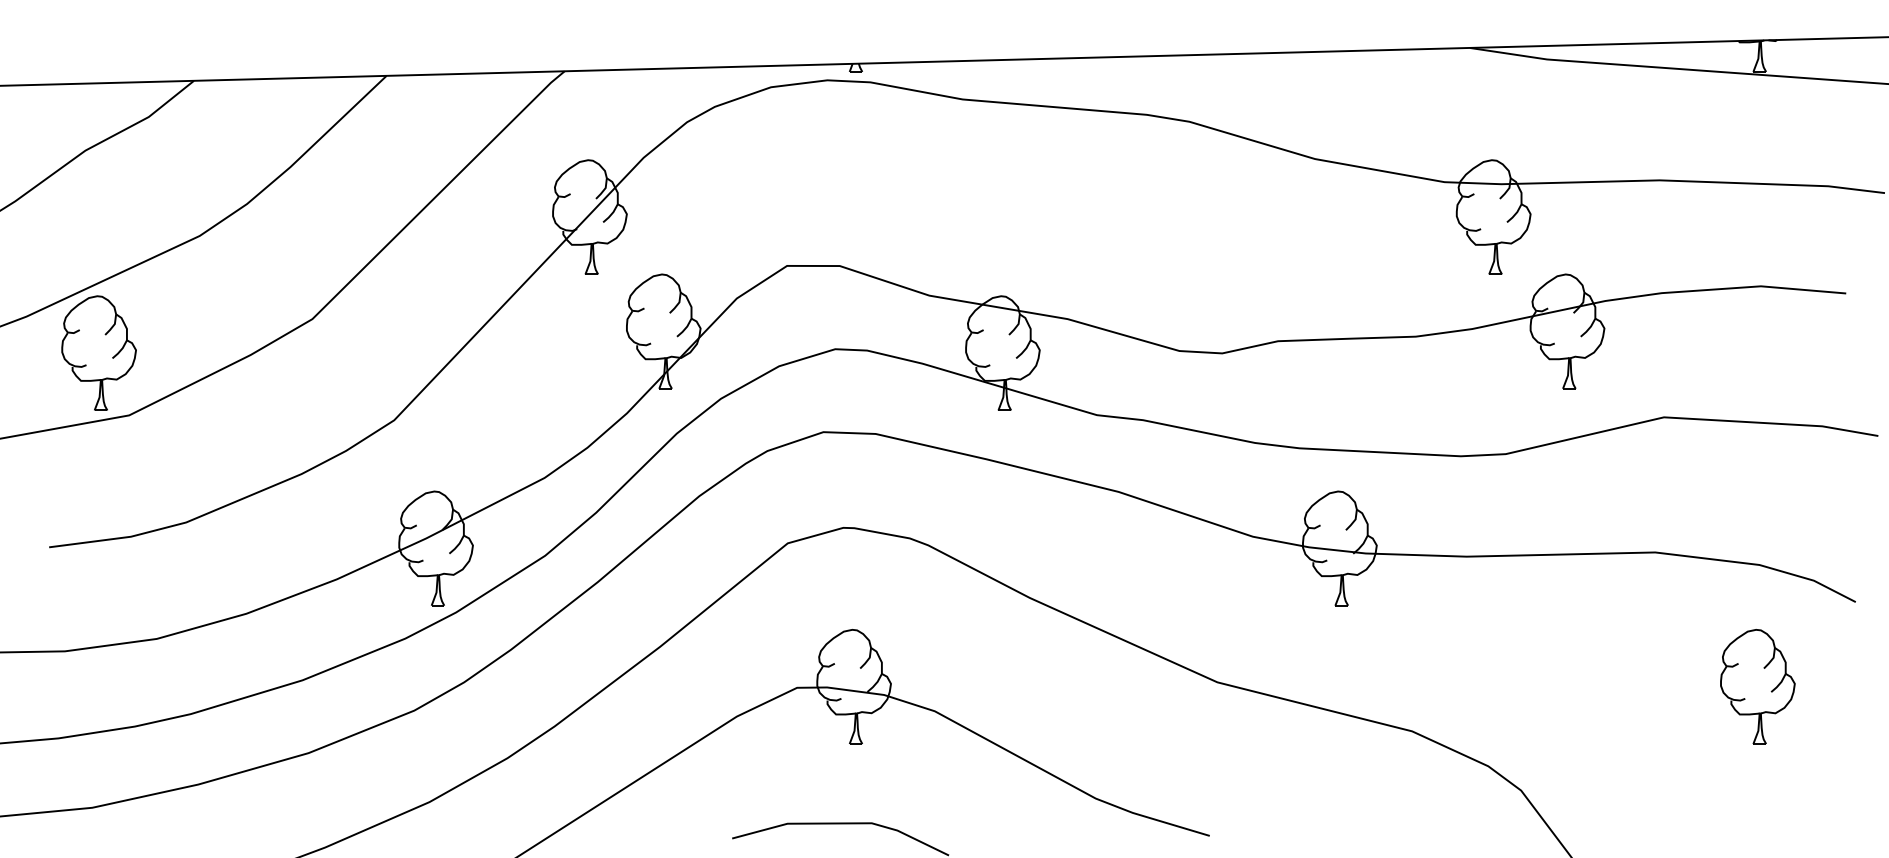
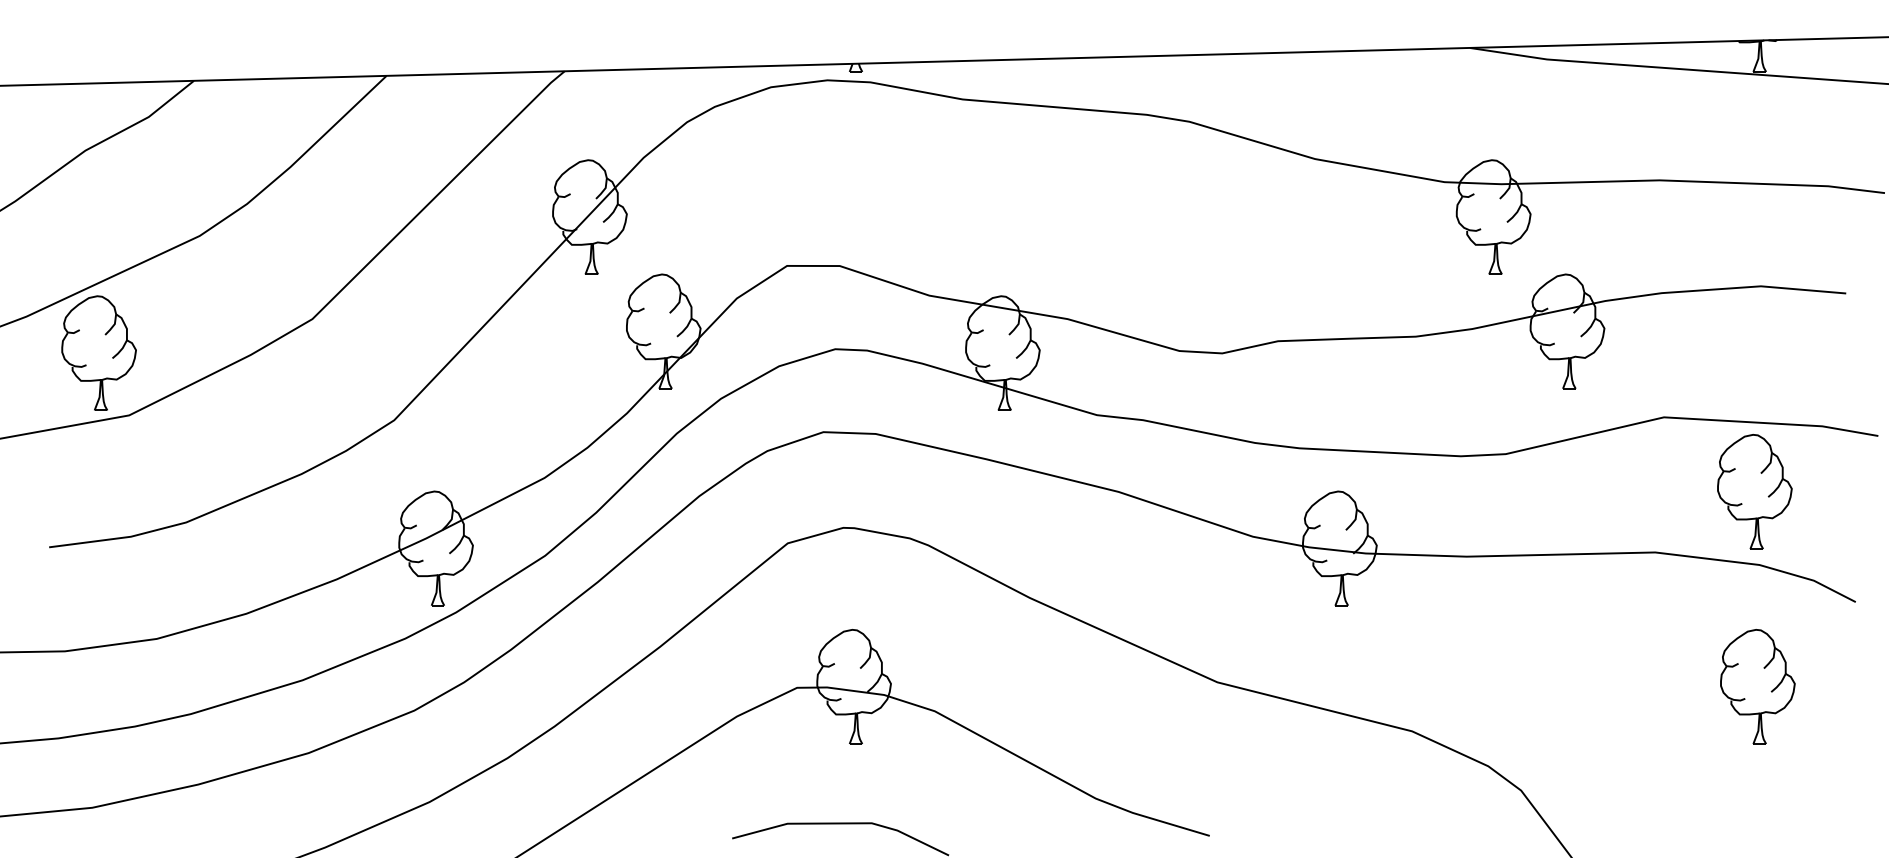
part: none -> present (1754, 491)
